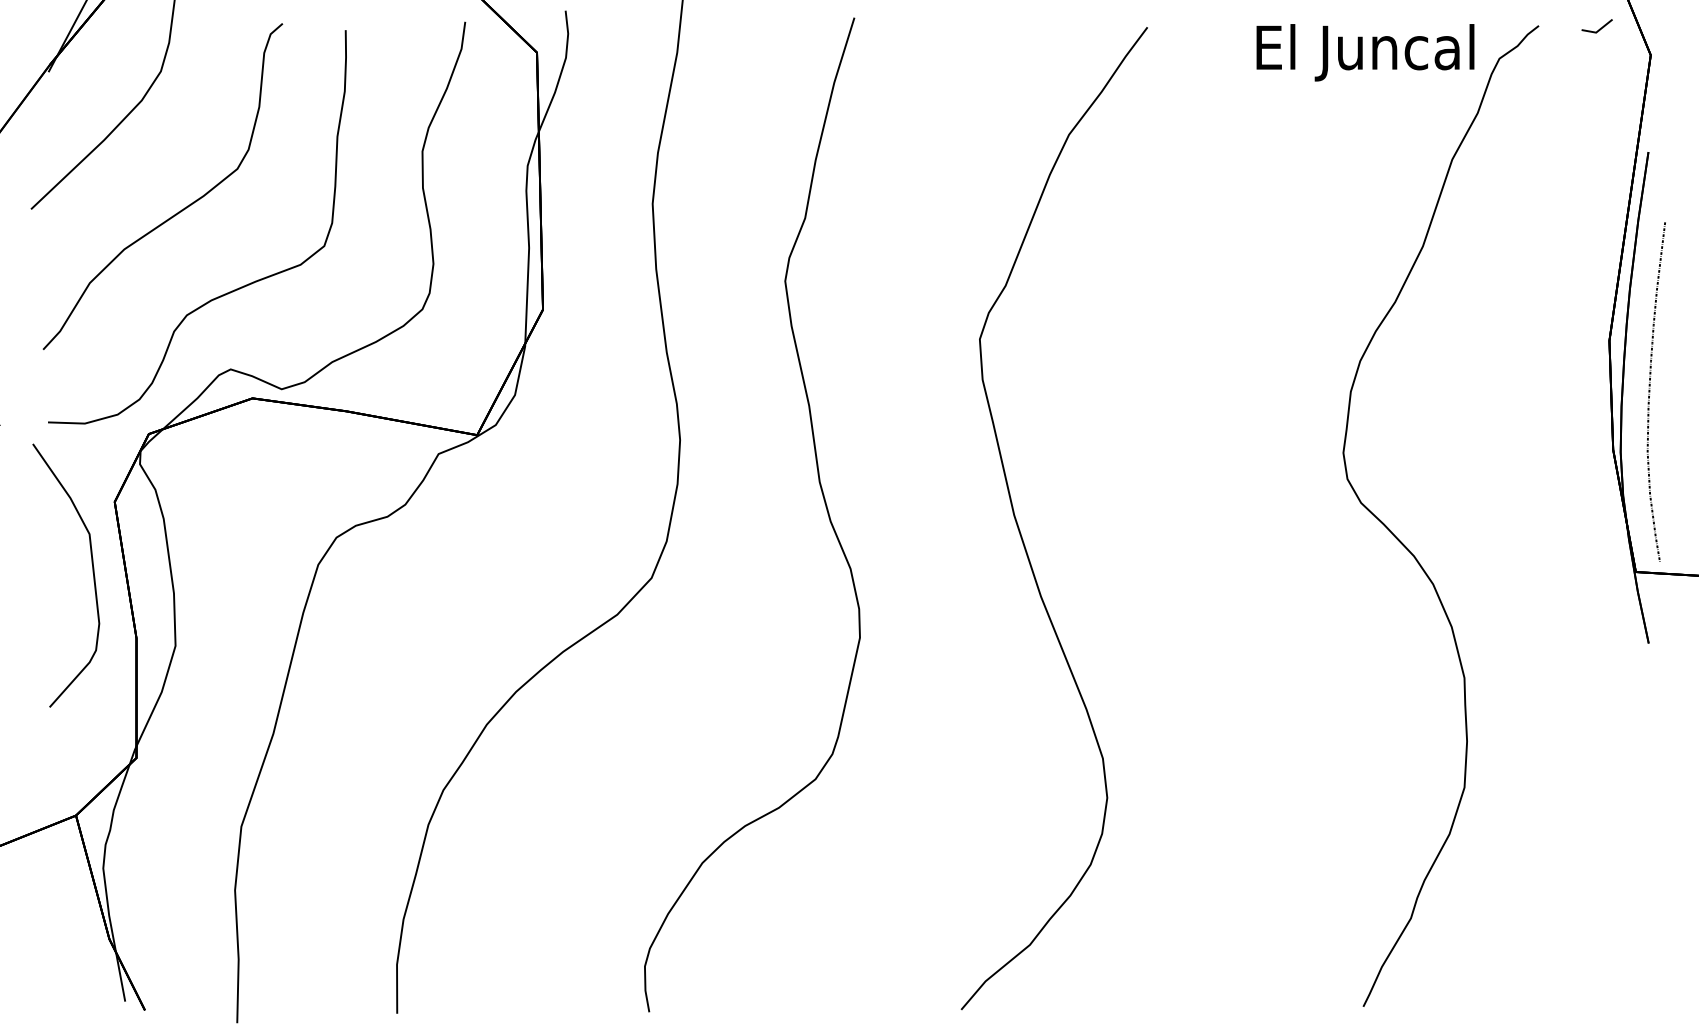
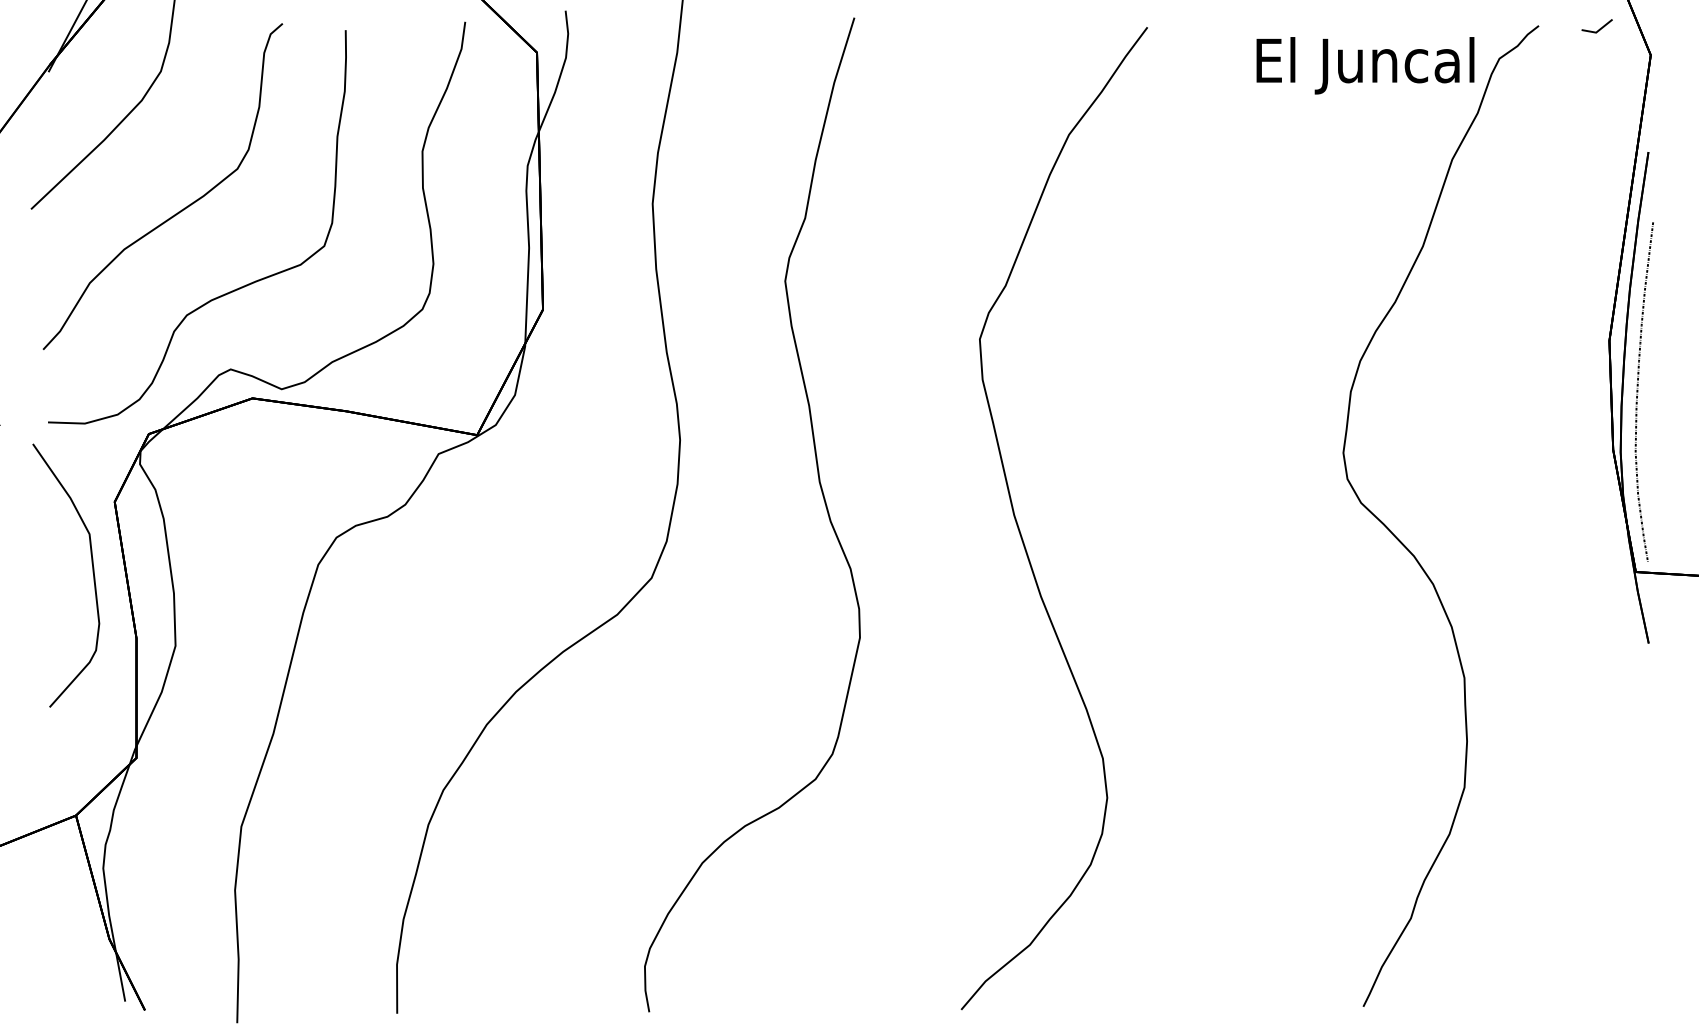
text position: (1365, 52) -> (1365, 65) (1365, 65)
curve position: (1650, 391) -> (1638, 391) (1638, 391)
